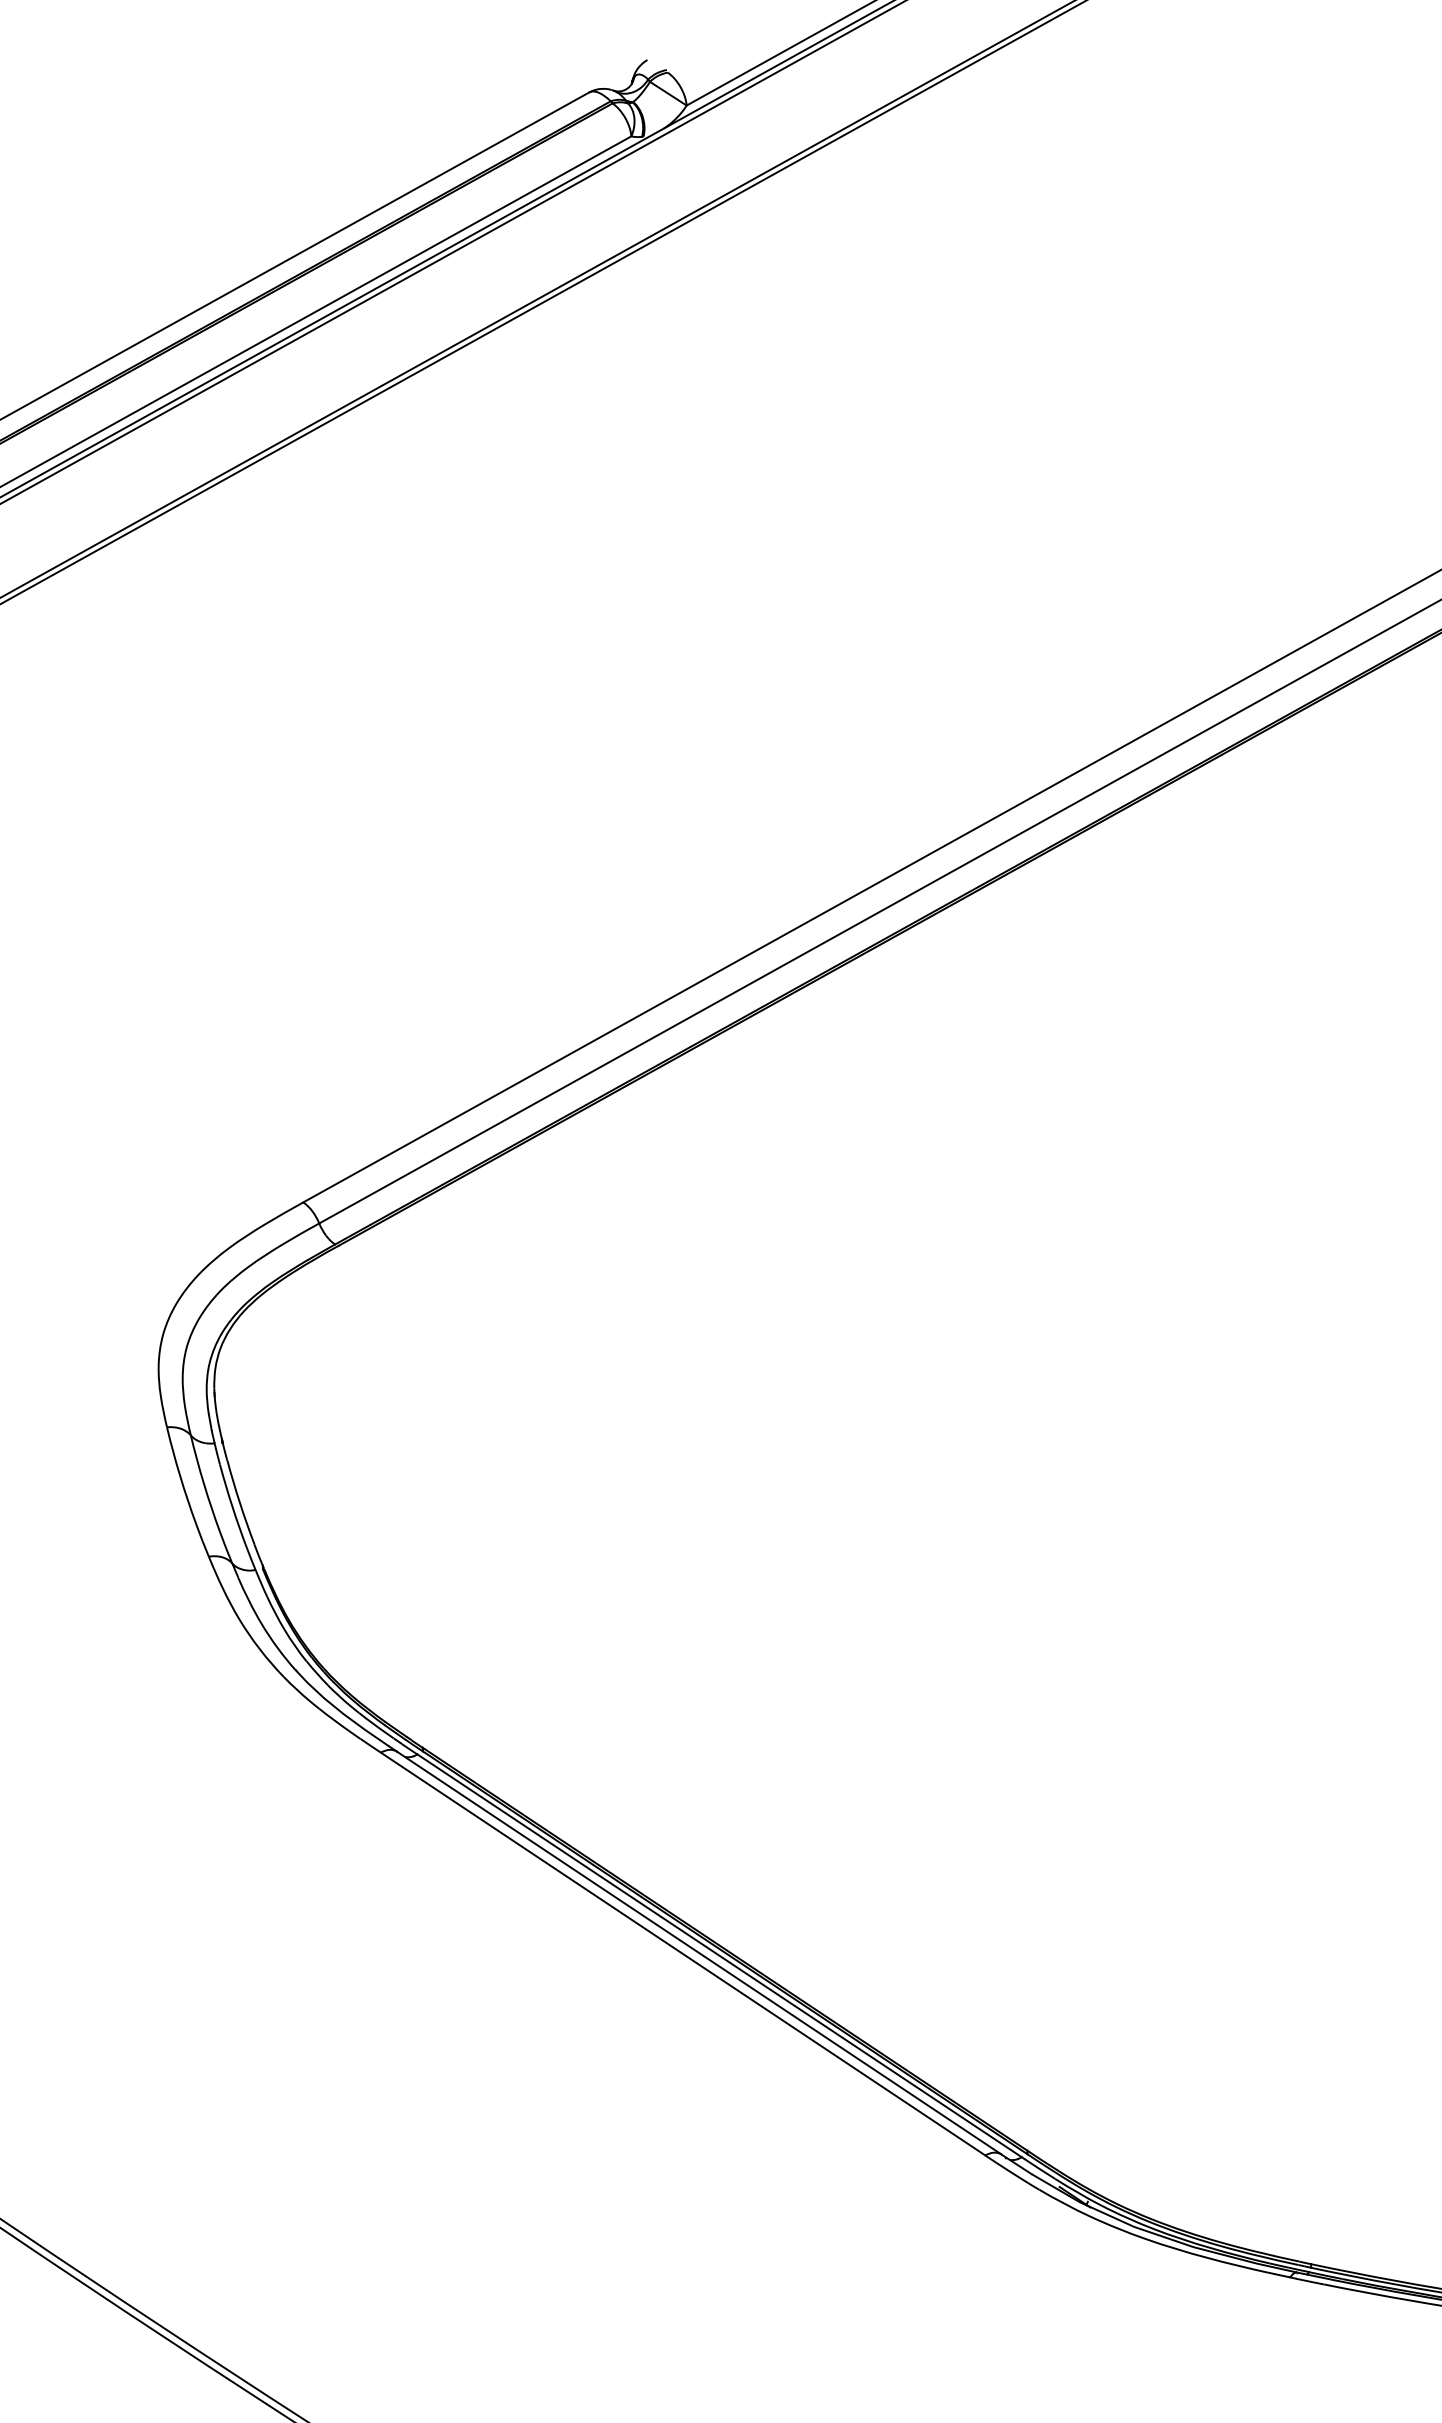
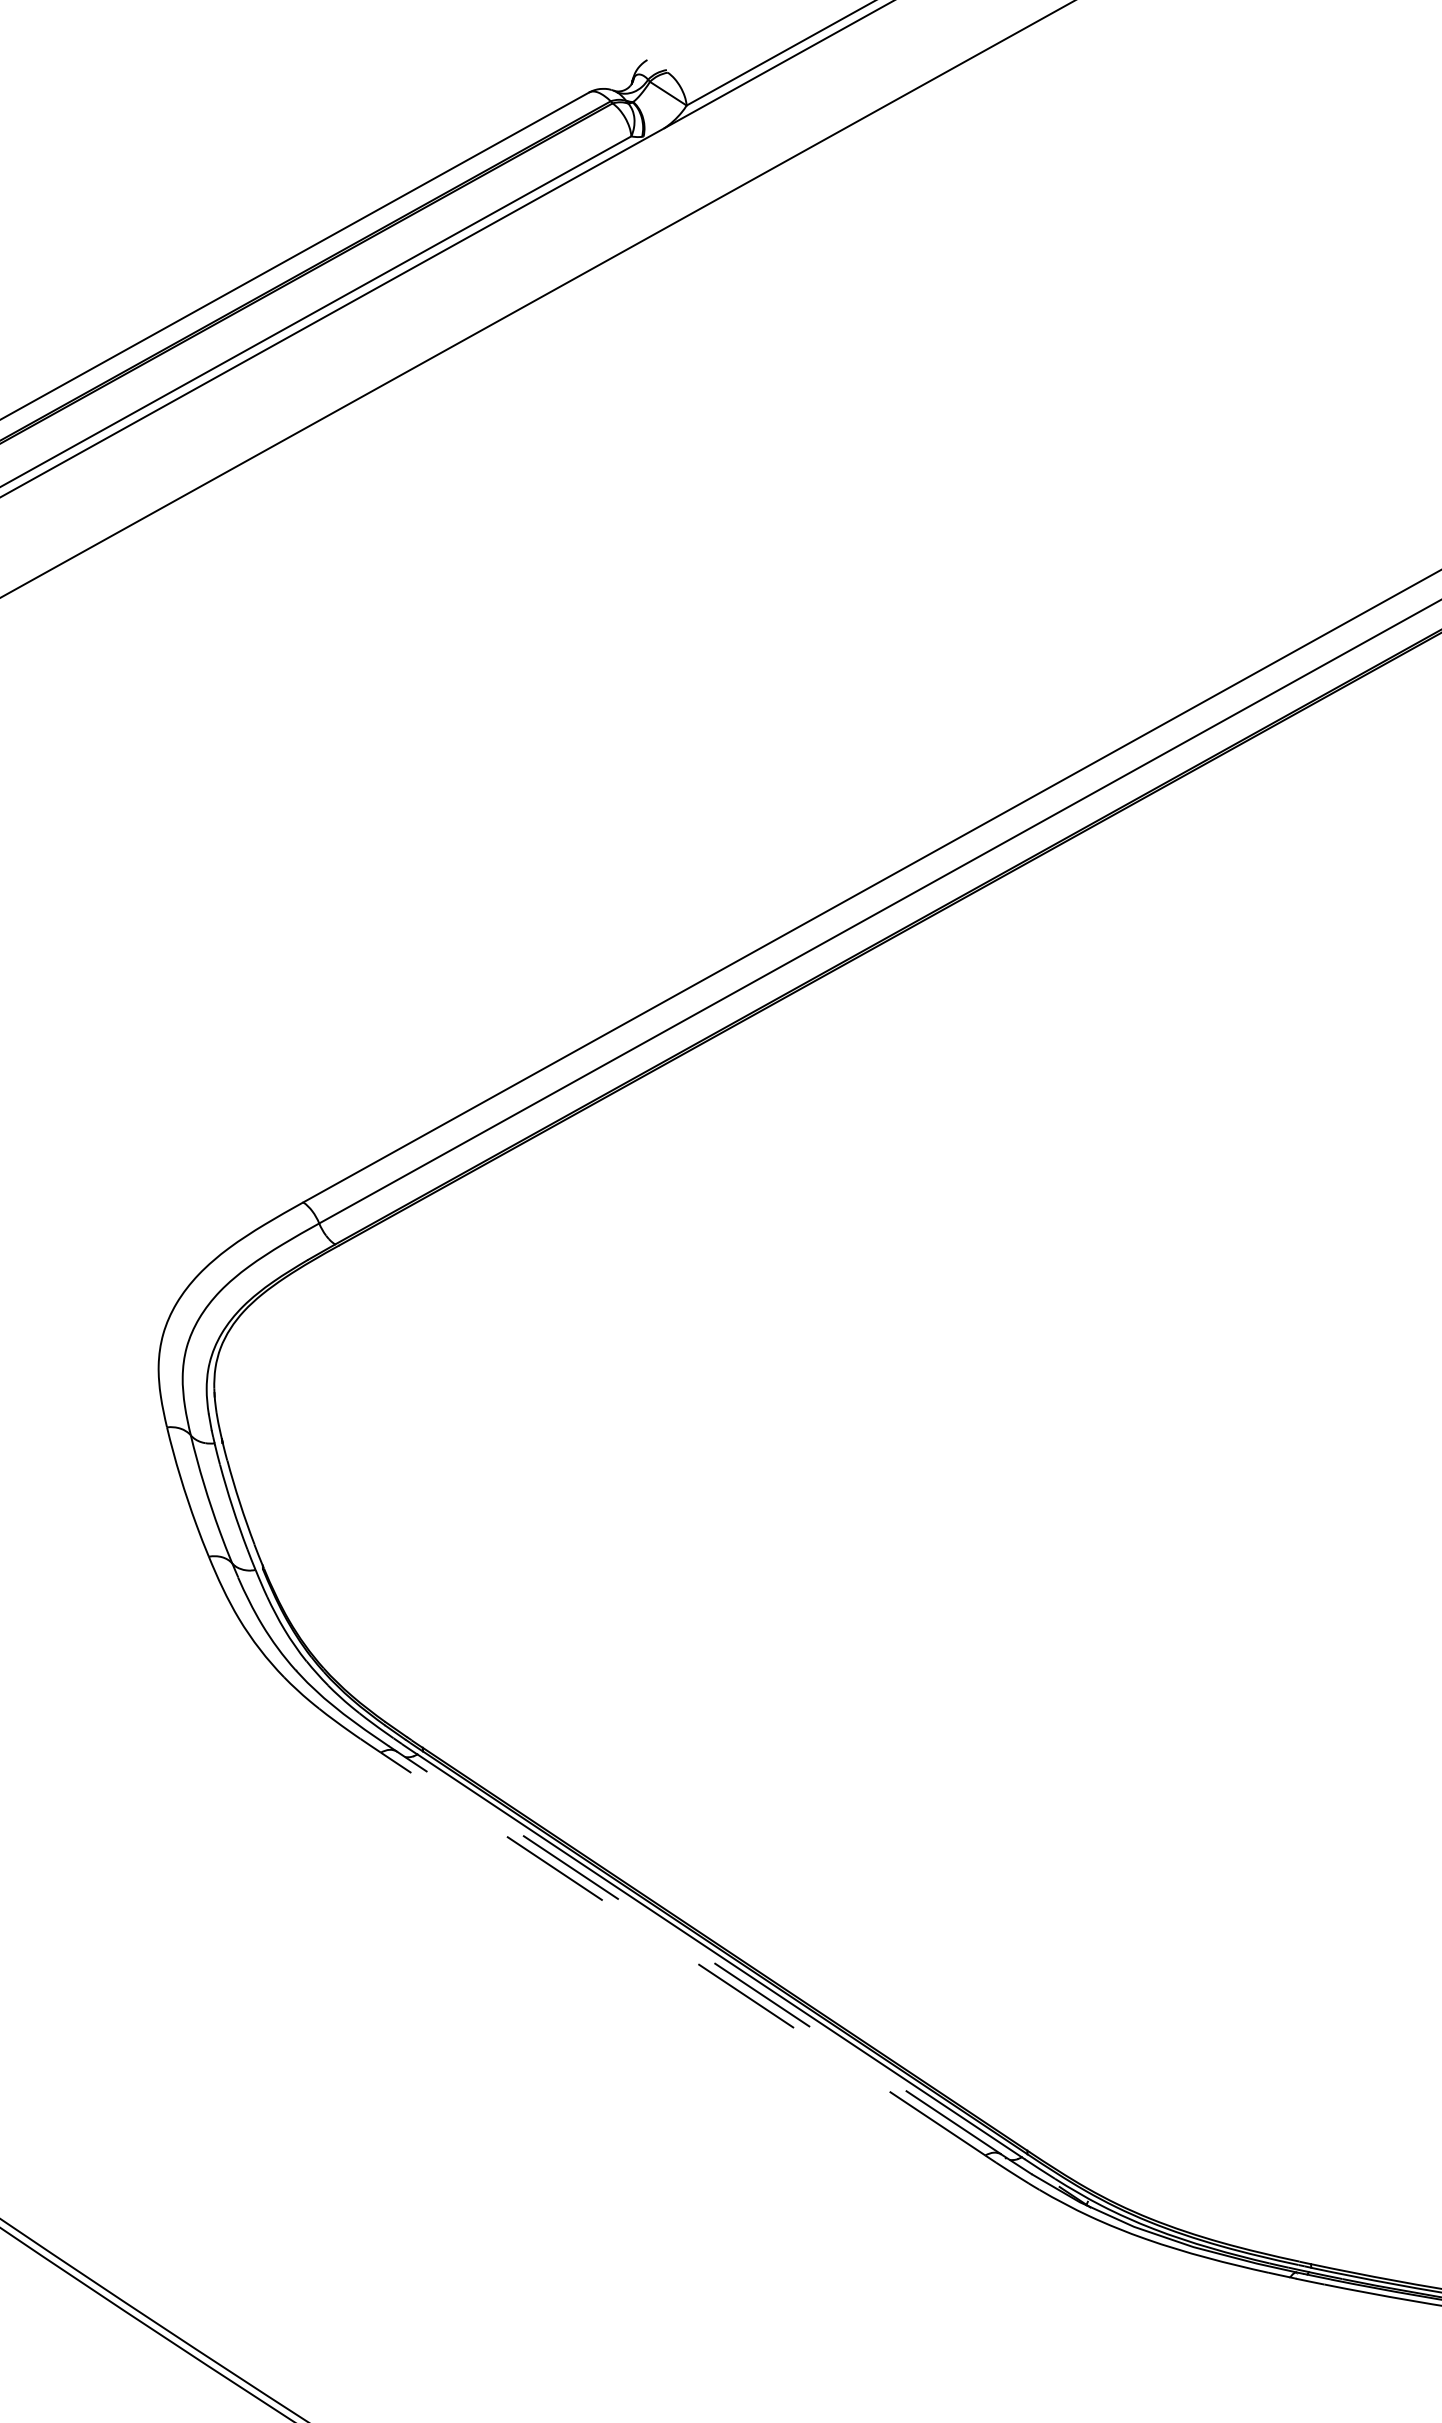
line: present -> none (452, 252)
line: present -> none (542, 302)
line: solid -> dashed (698, 1952)
line: solid -> dashed (682, 1953)
